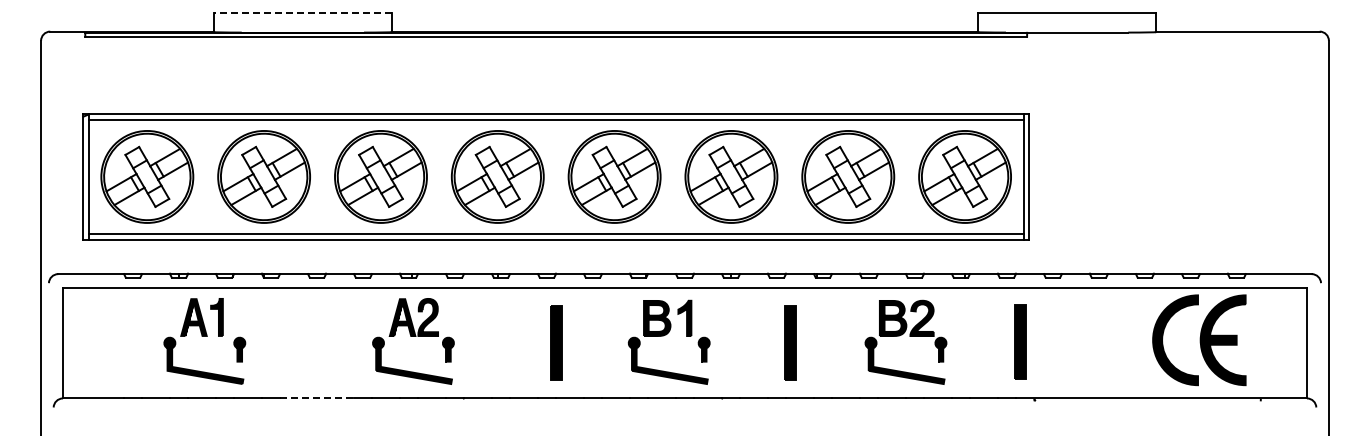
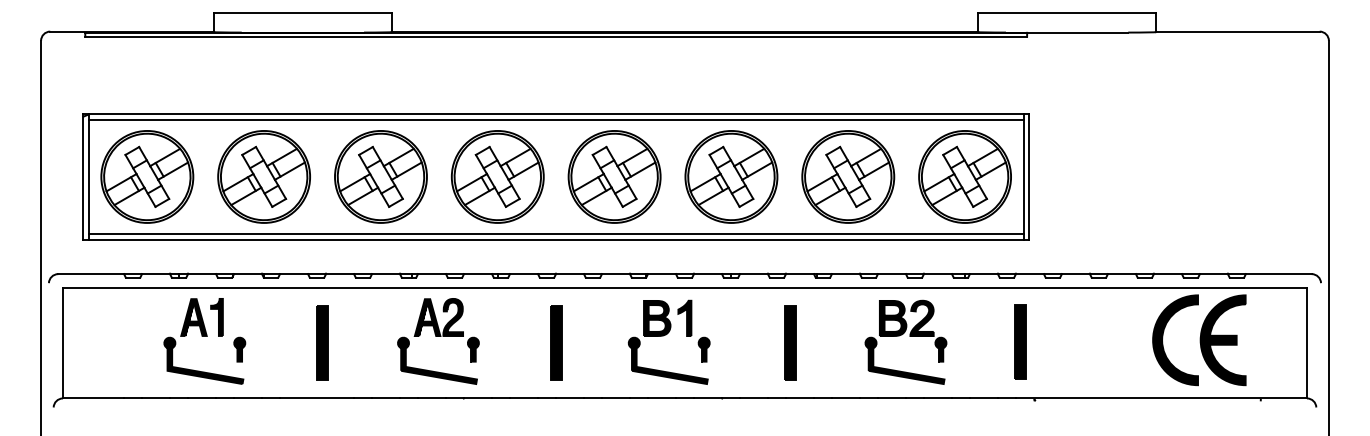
line: dashed -> solid (302, 13)
part position: (413, 341) -> (438, 341) (438, 341)
part: none -> present (322, 342)
line: dashed -> solid (317, 398)
